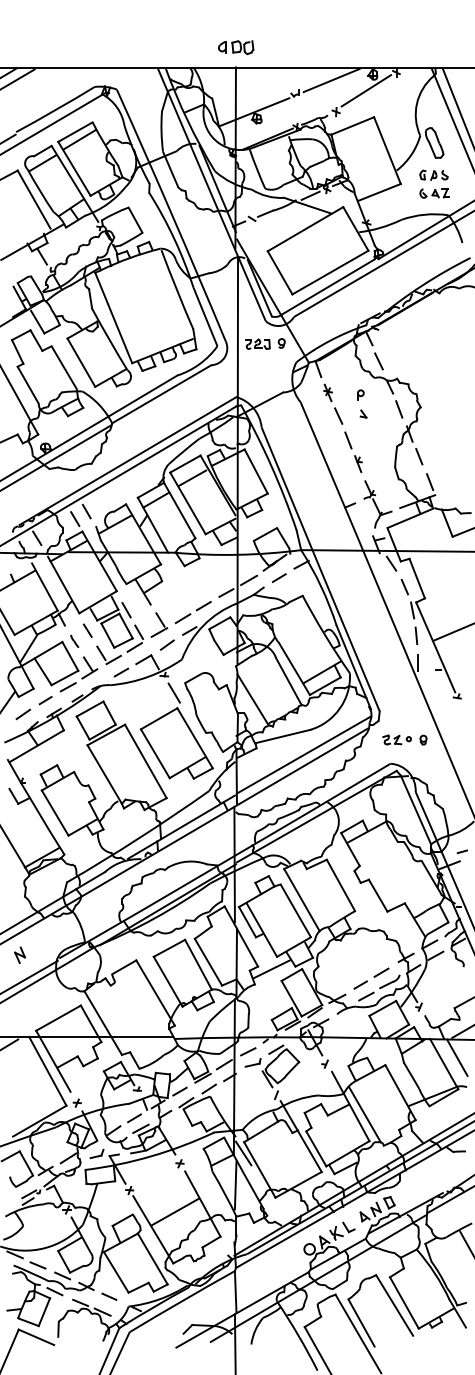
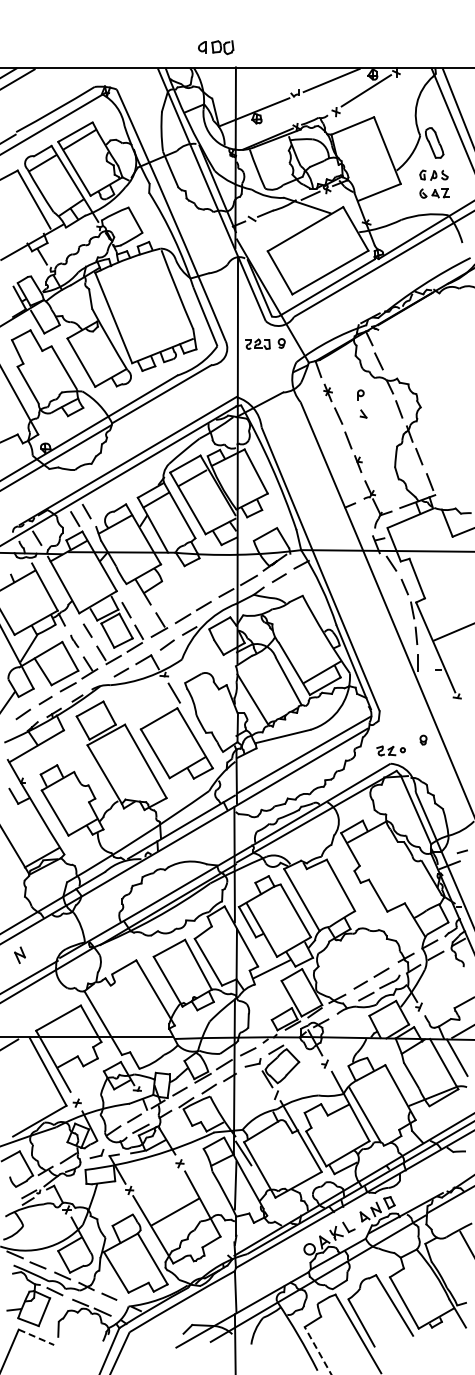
part position: (236, 47) -> (216, 47) (216, 47)
part position: (396, 739) -> (390, 750) (390, 750)
line: solid -> dashed (36, 1337)
line: solid -> dashed (317, 1350)
